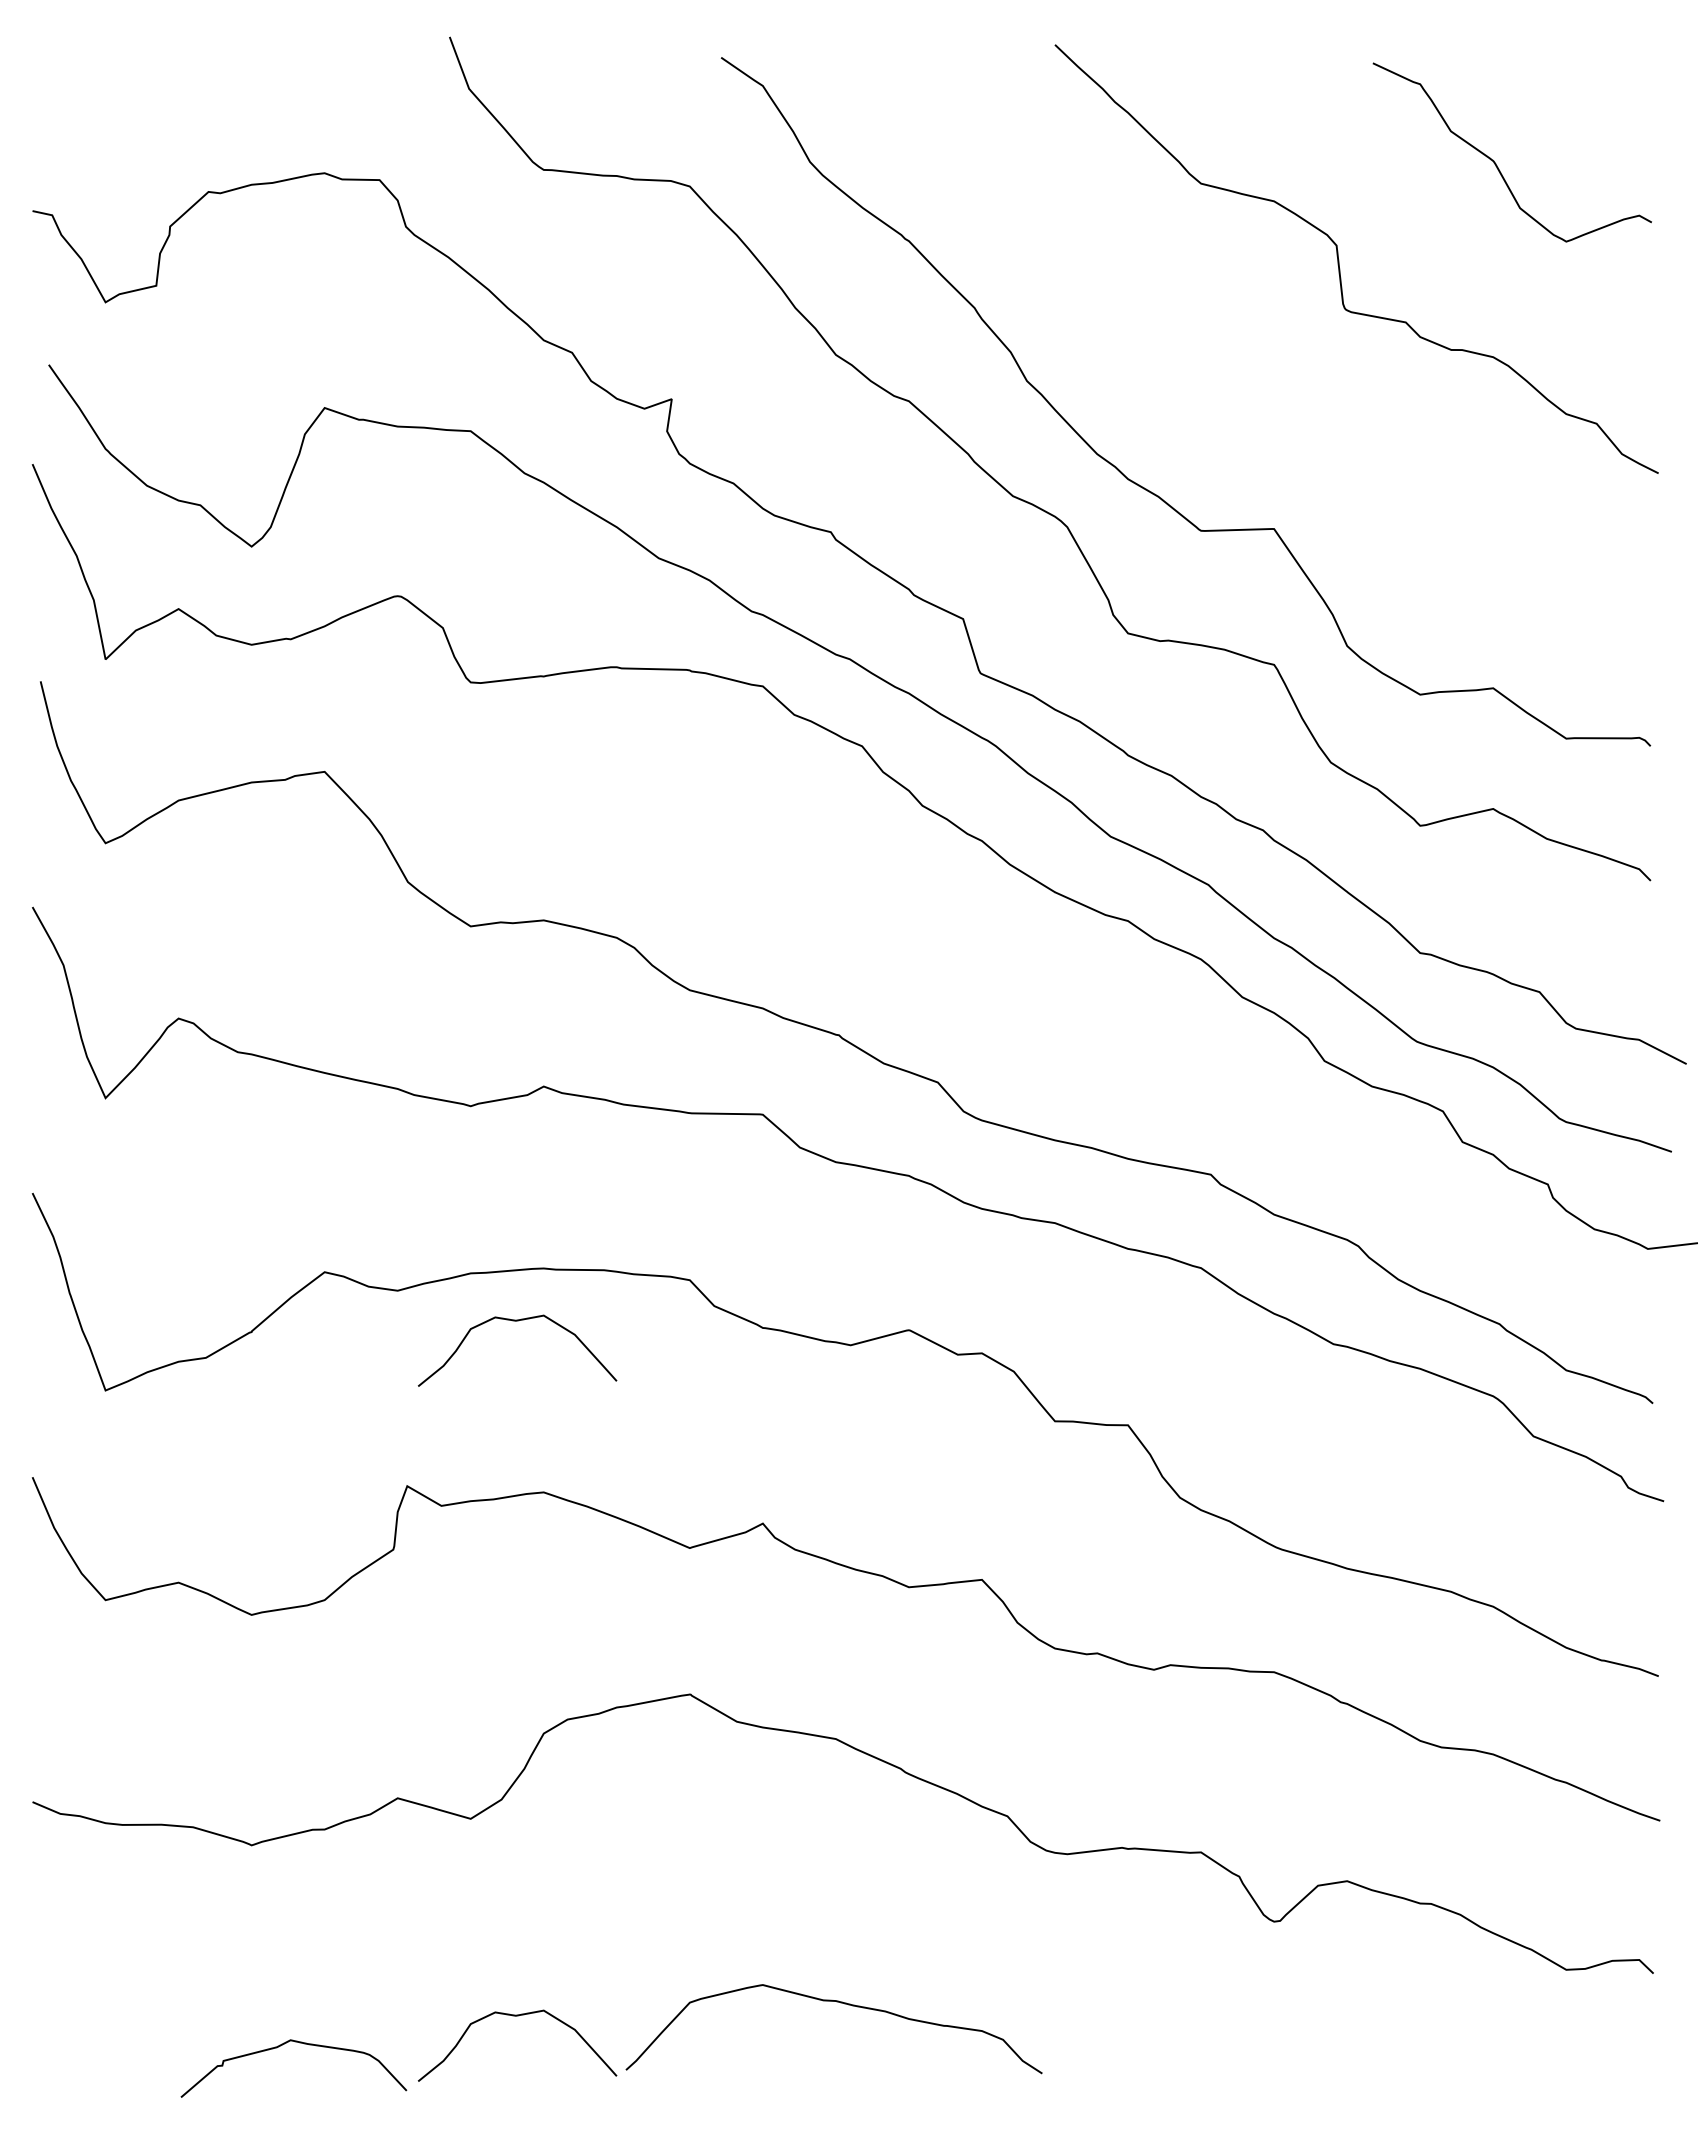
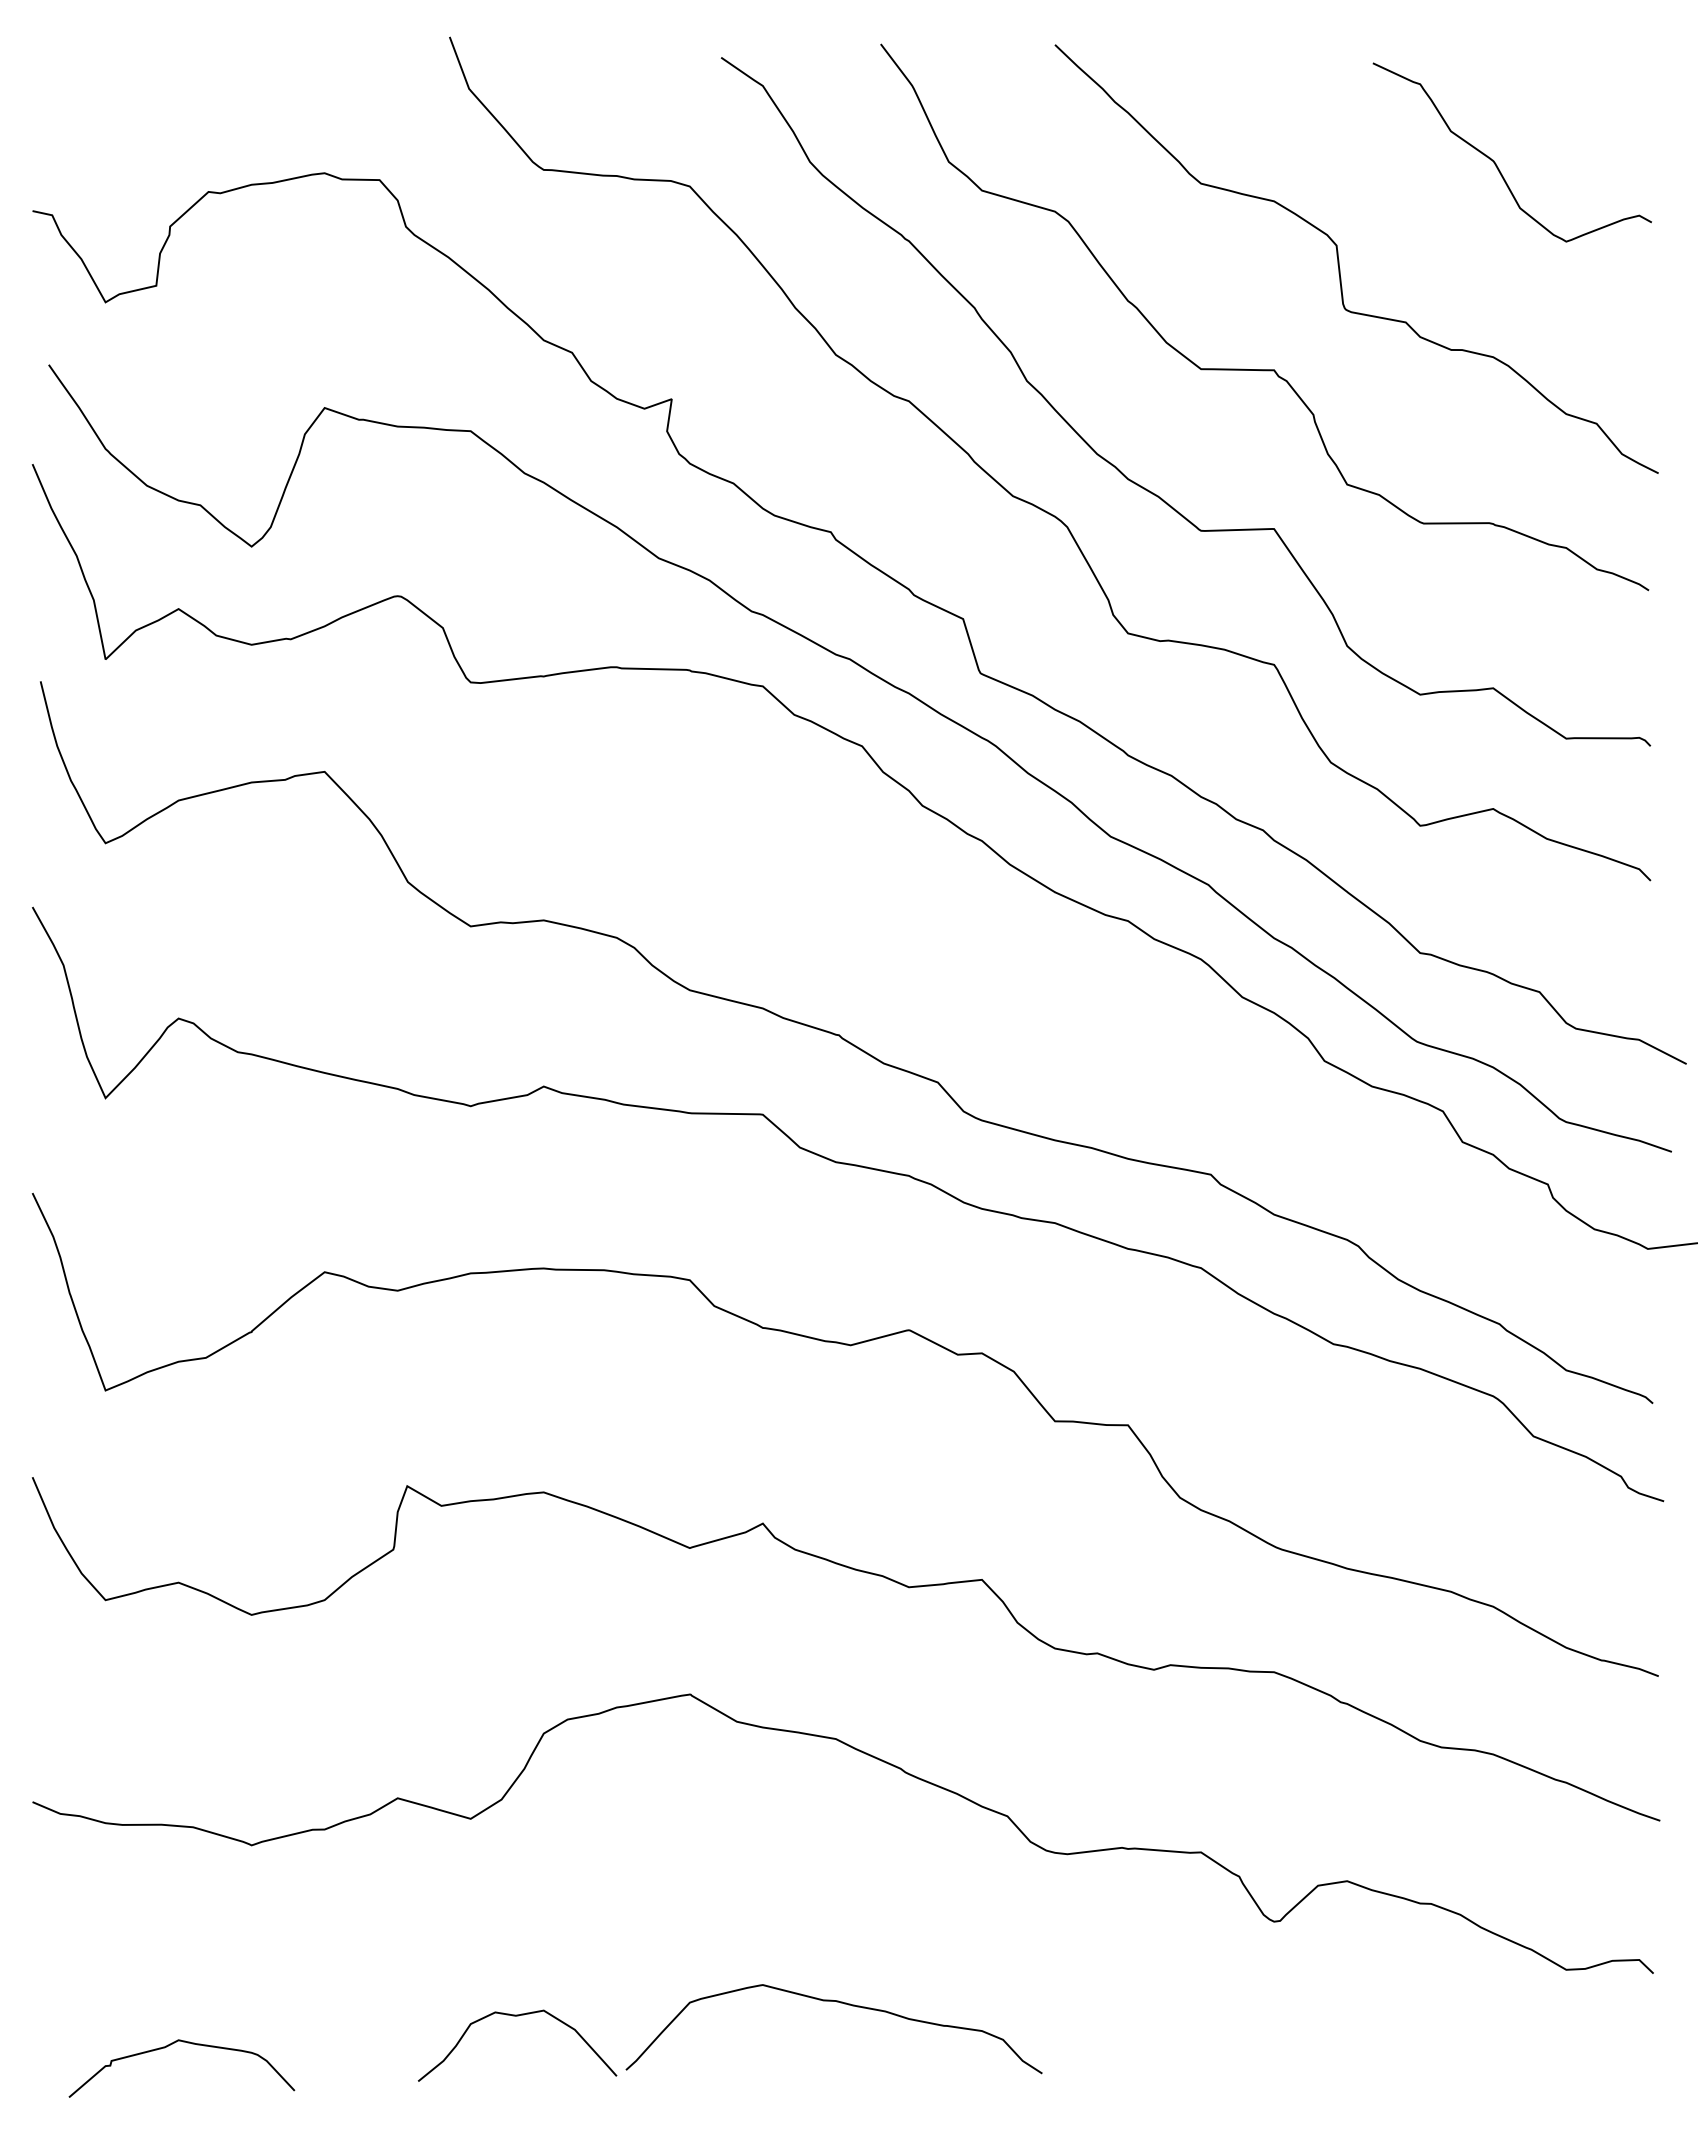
curve: none -> present (1264, 369)
curve: present -> none (517, 1321)
curve position: (282, 2045) -> (170, 2045) (170, 2045)
